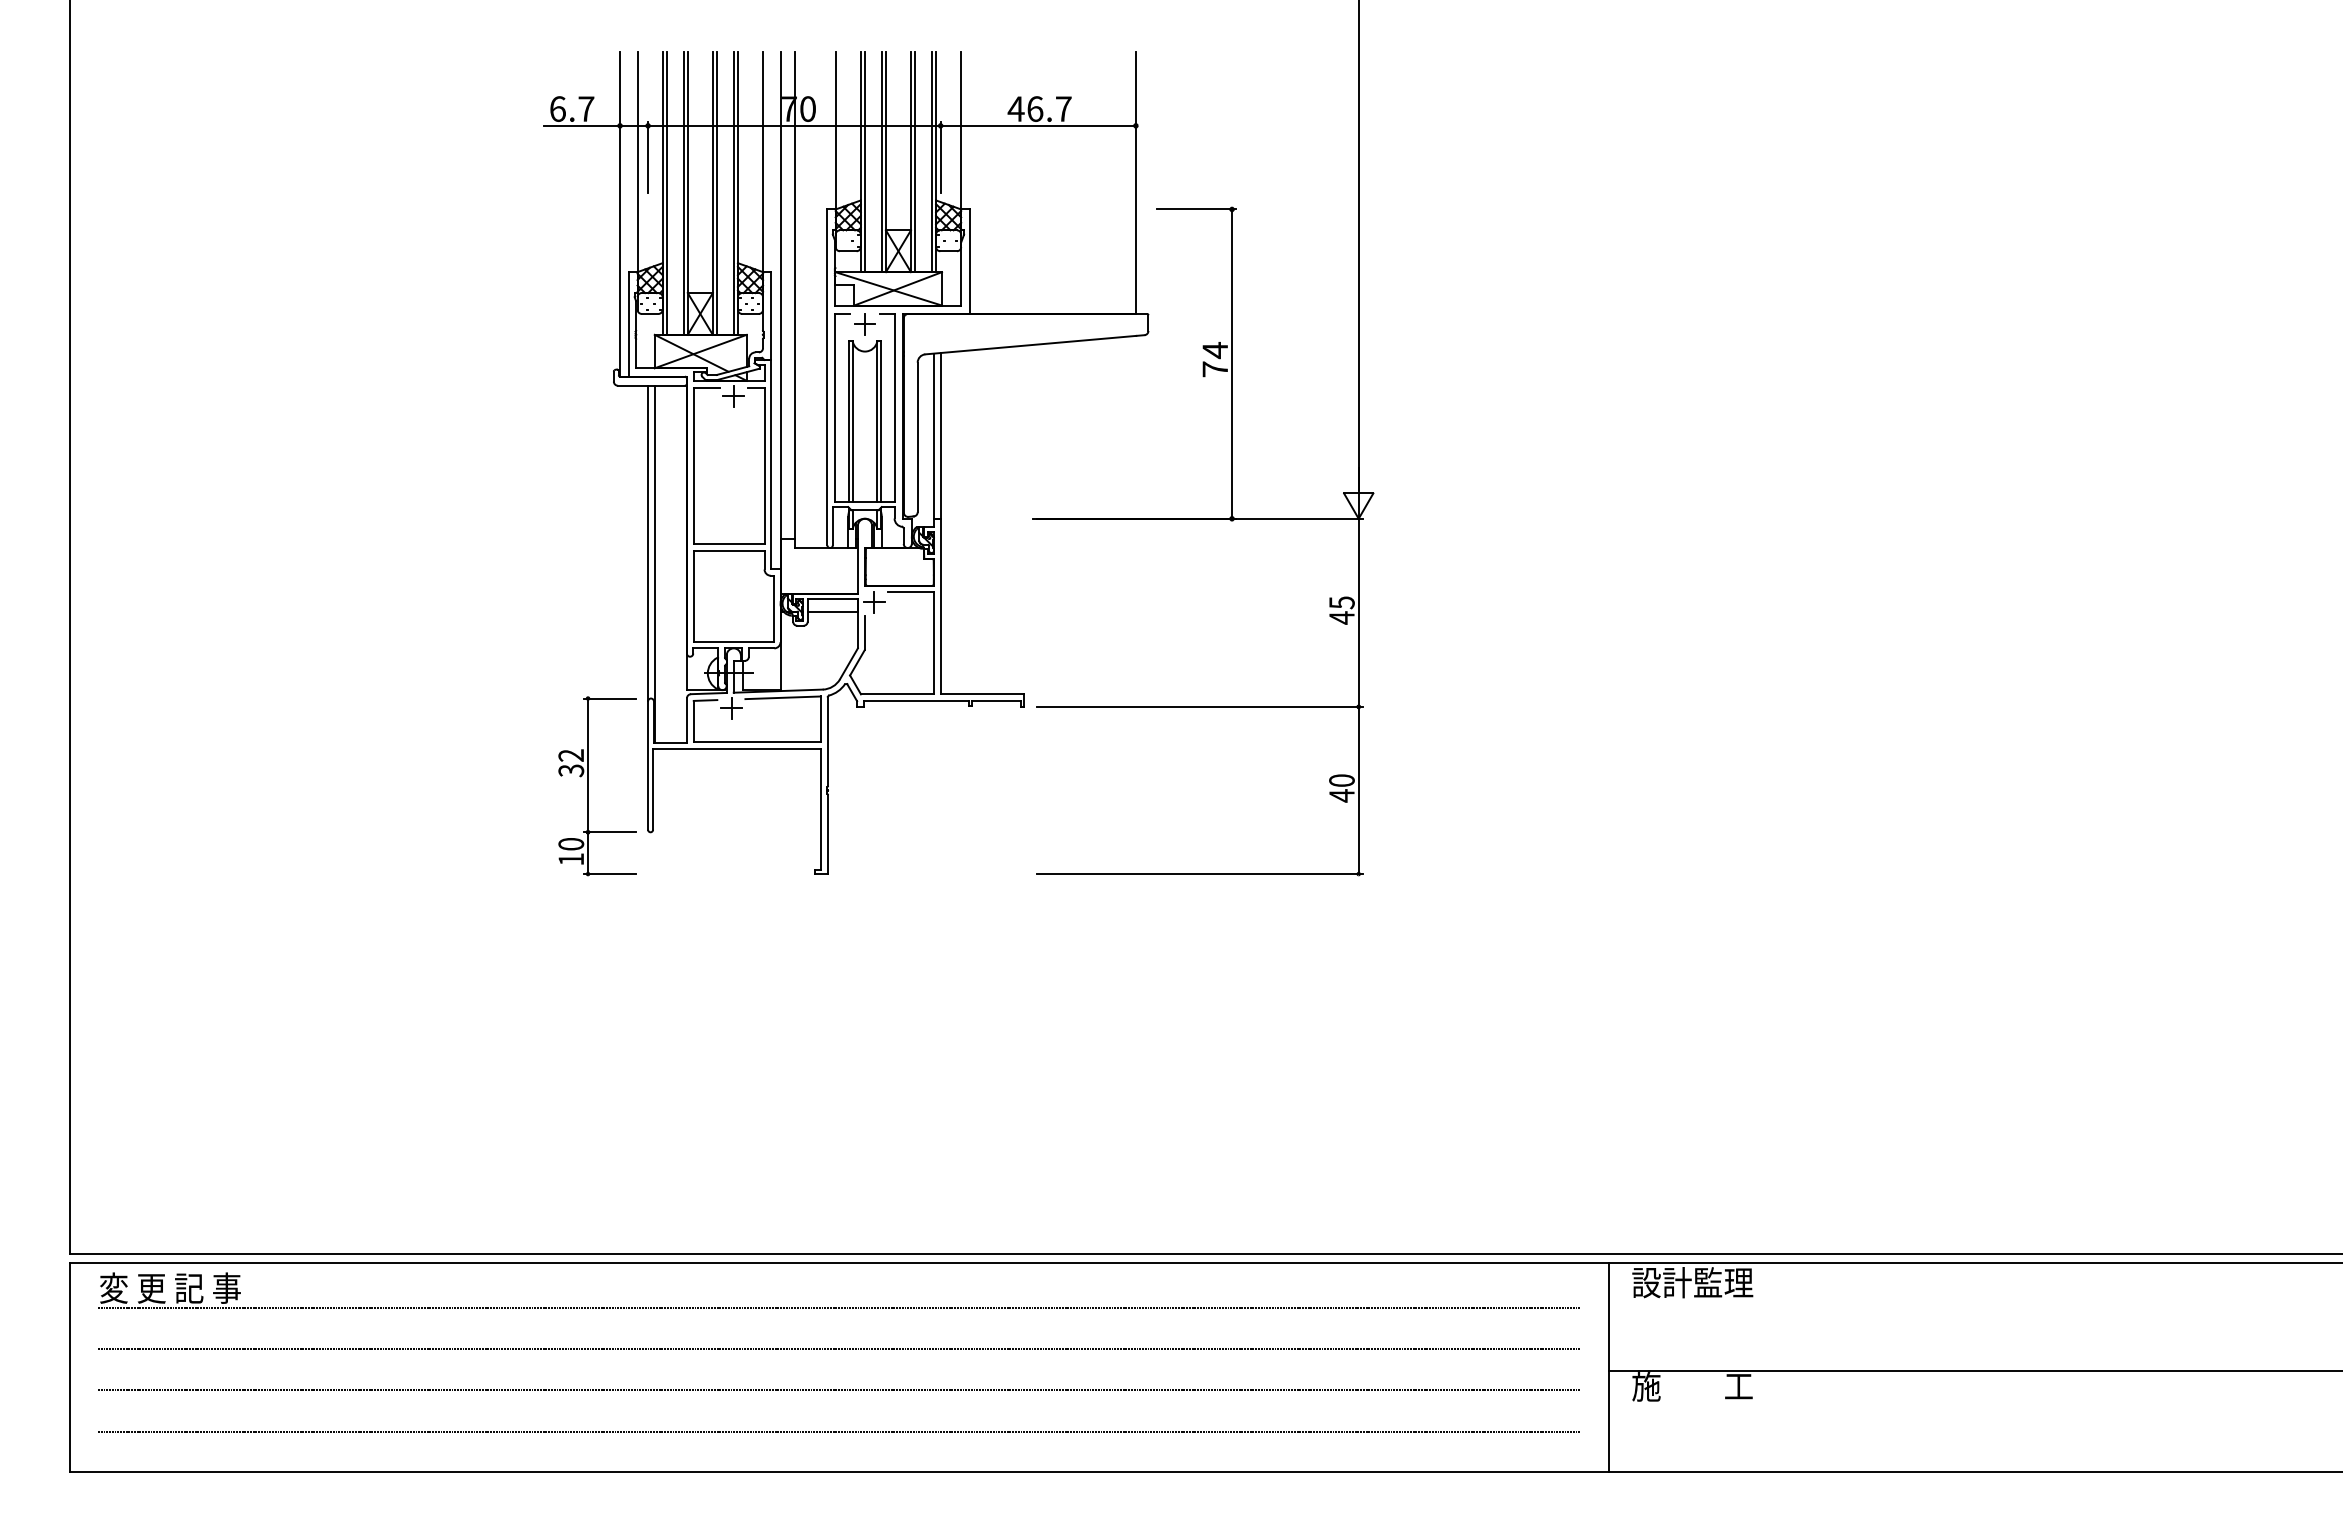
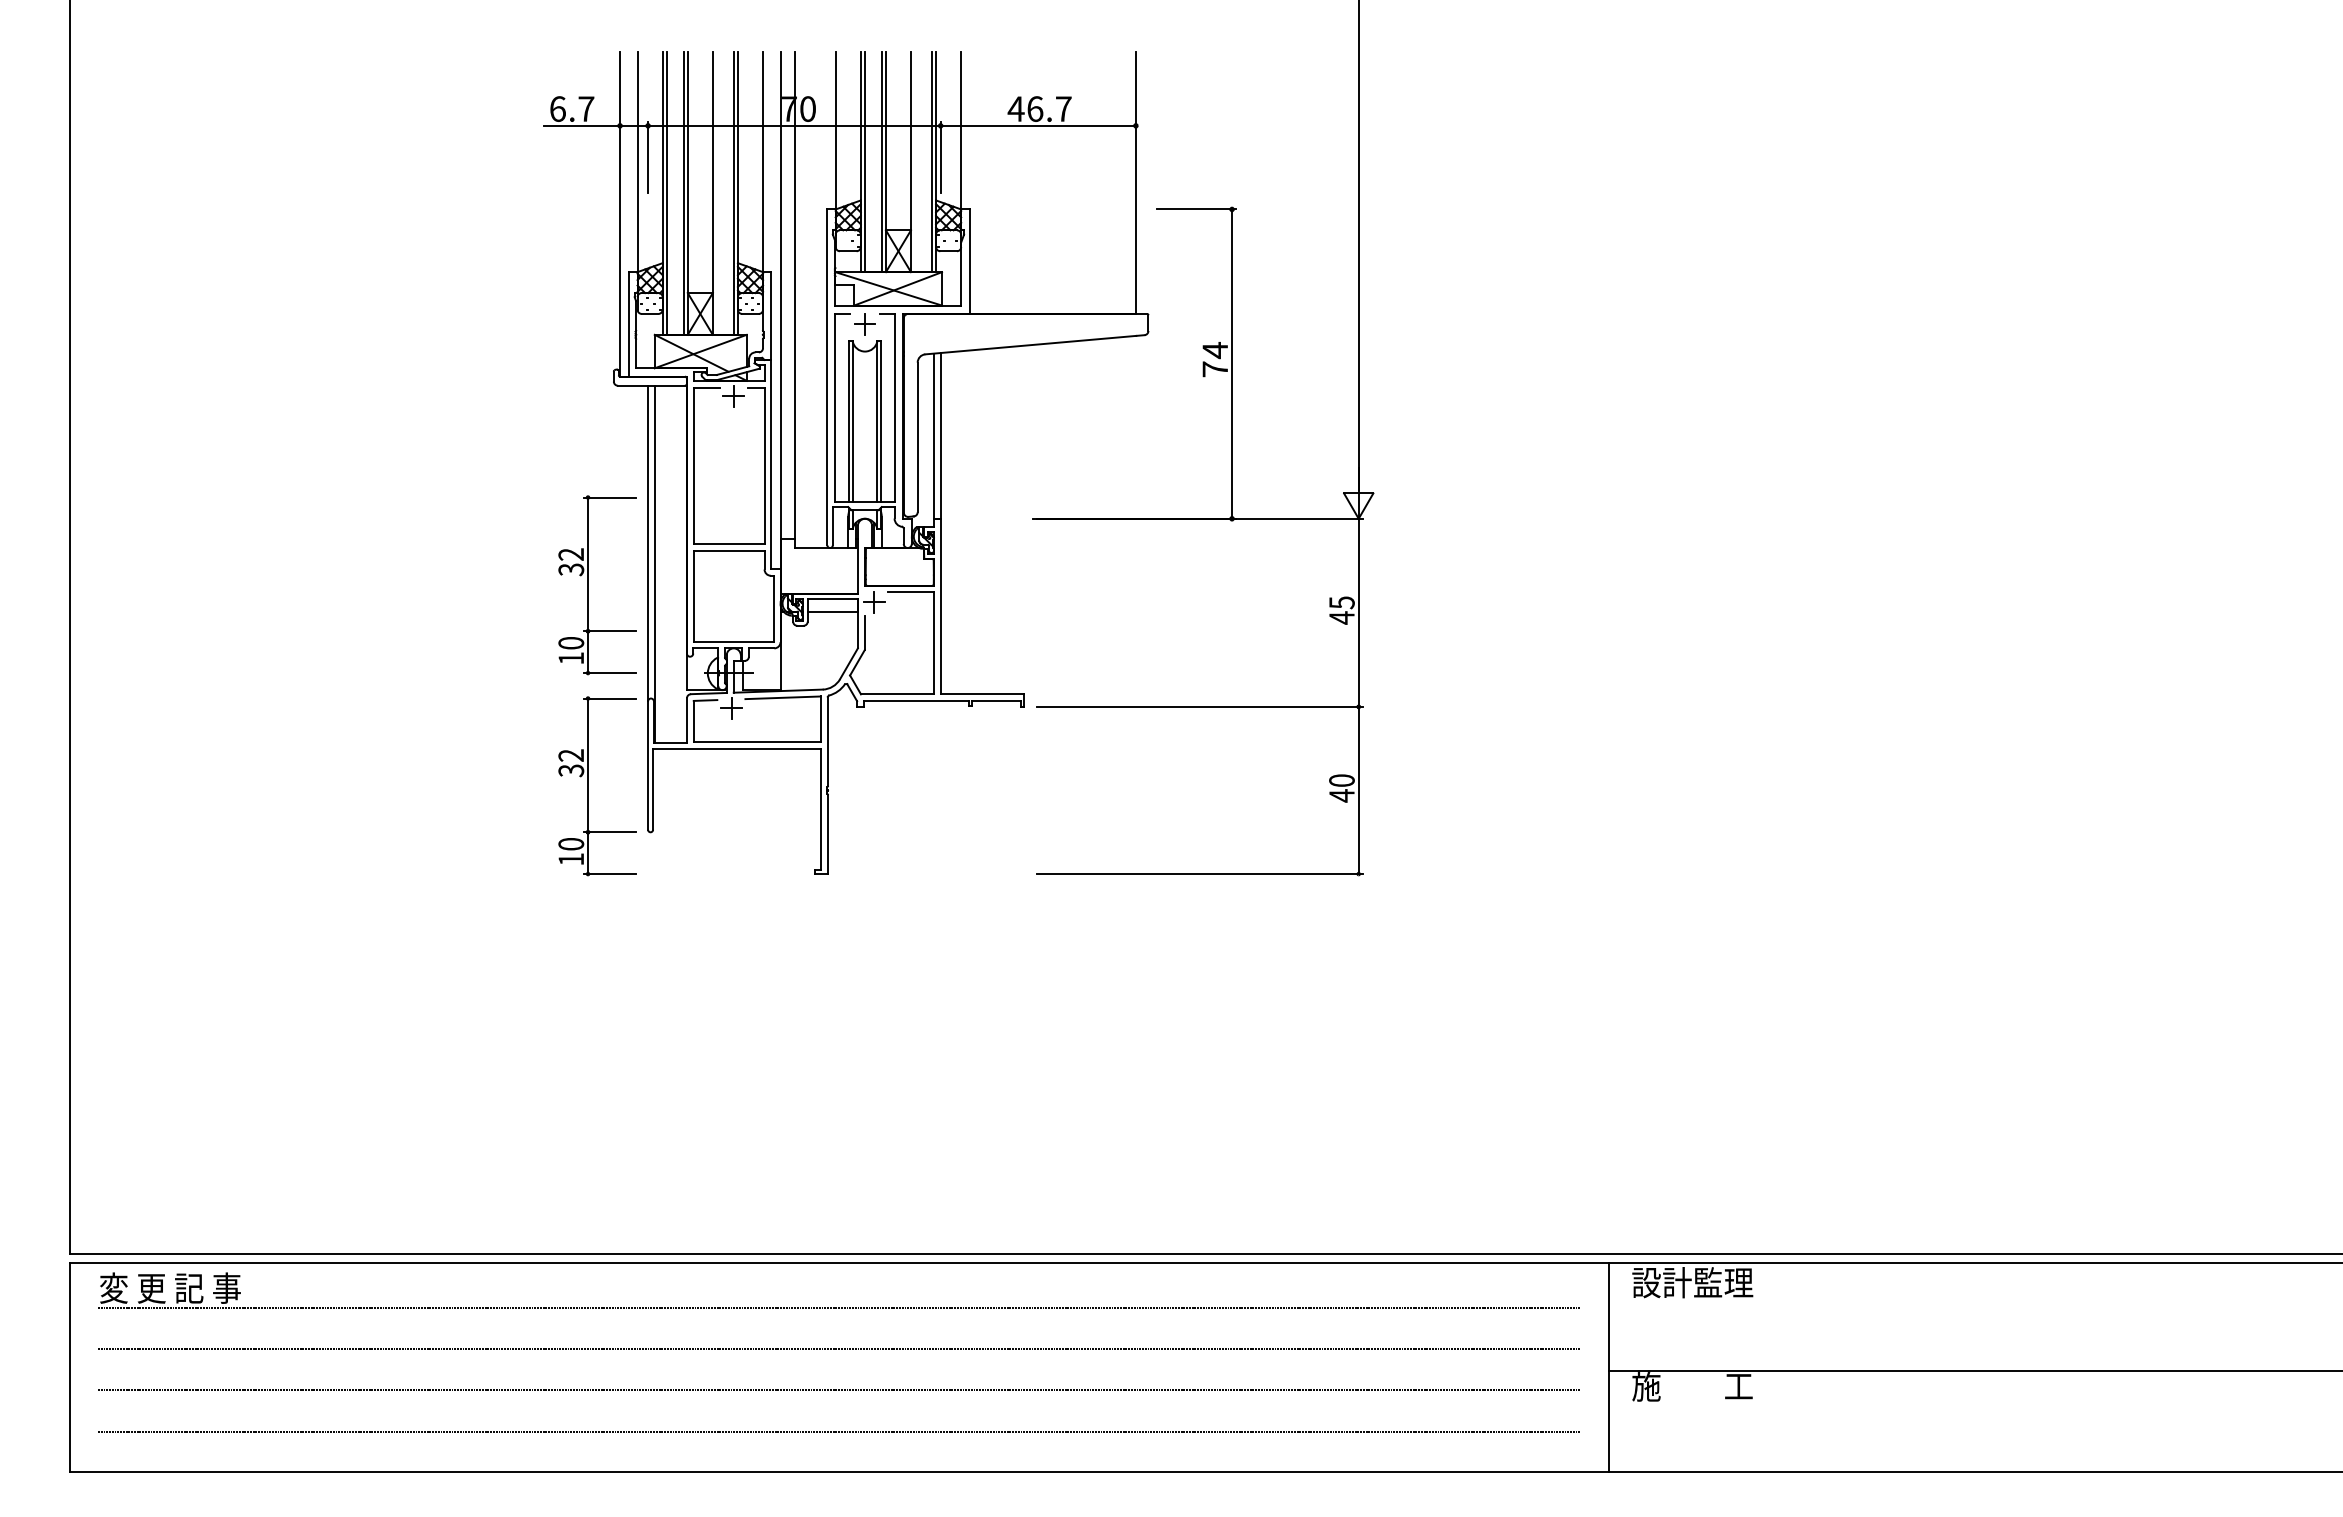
line: present -> none (915, 161)
line: present -> none (717, 192)
part: none -> present (588, 585)
